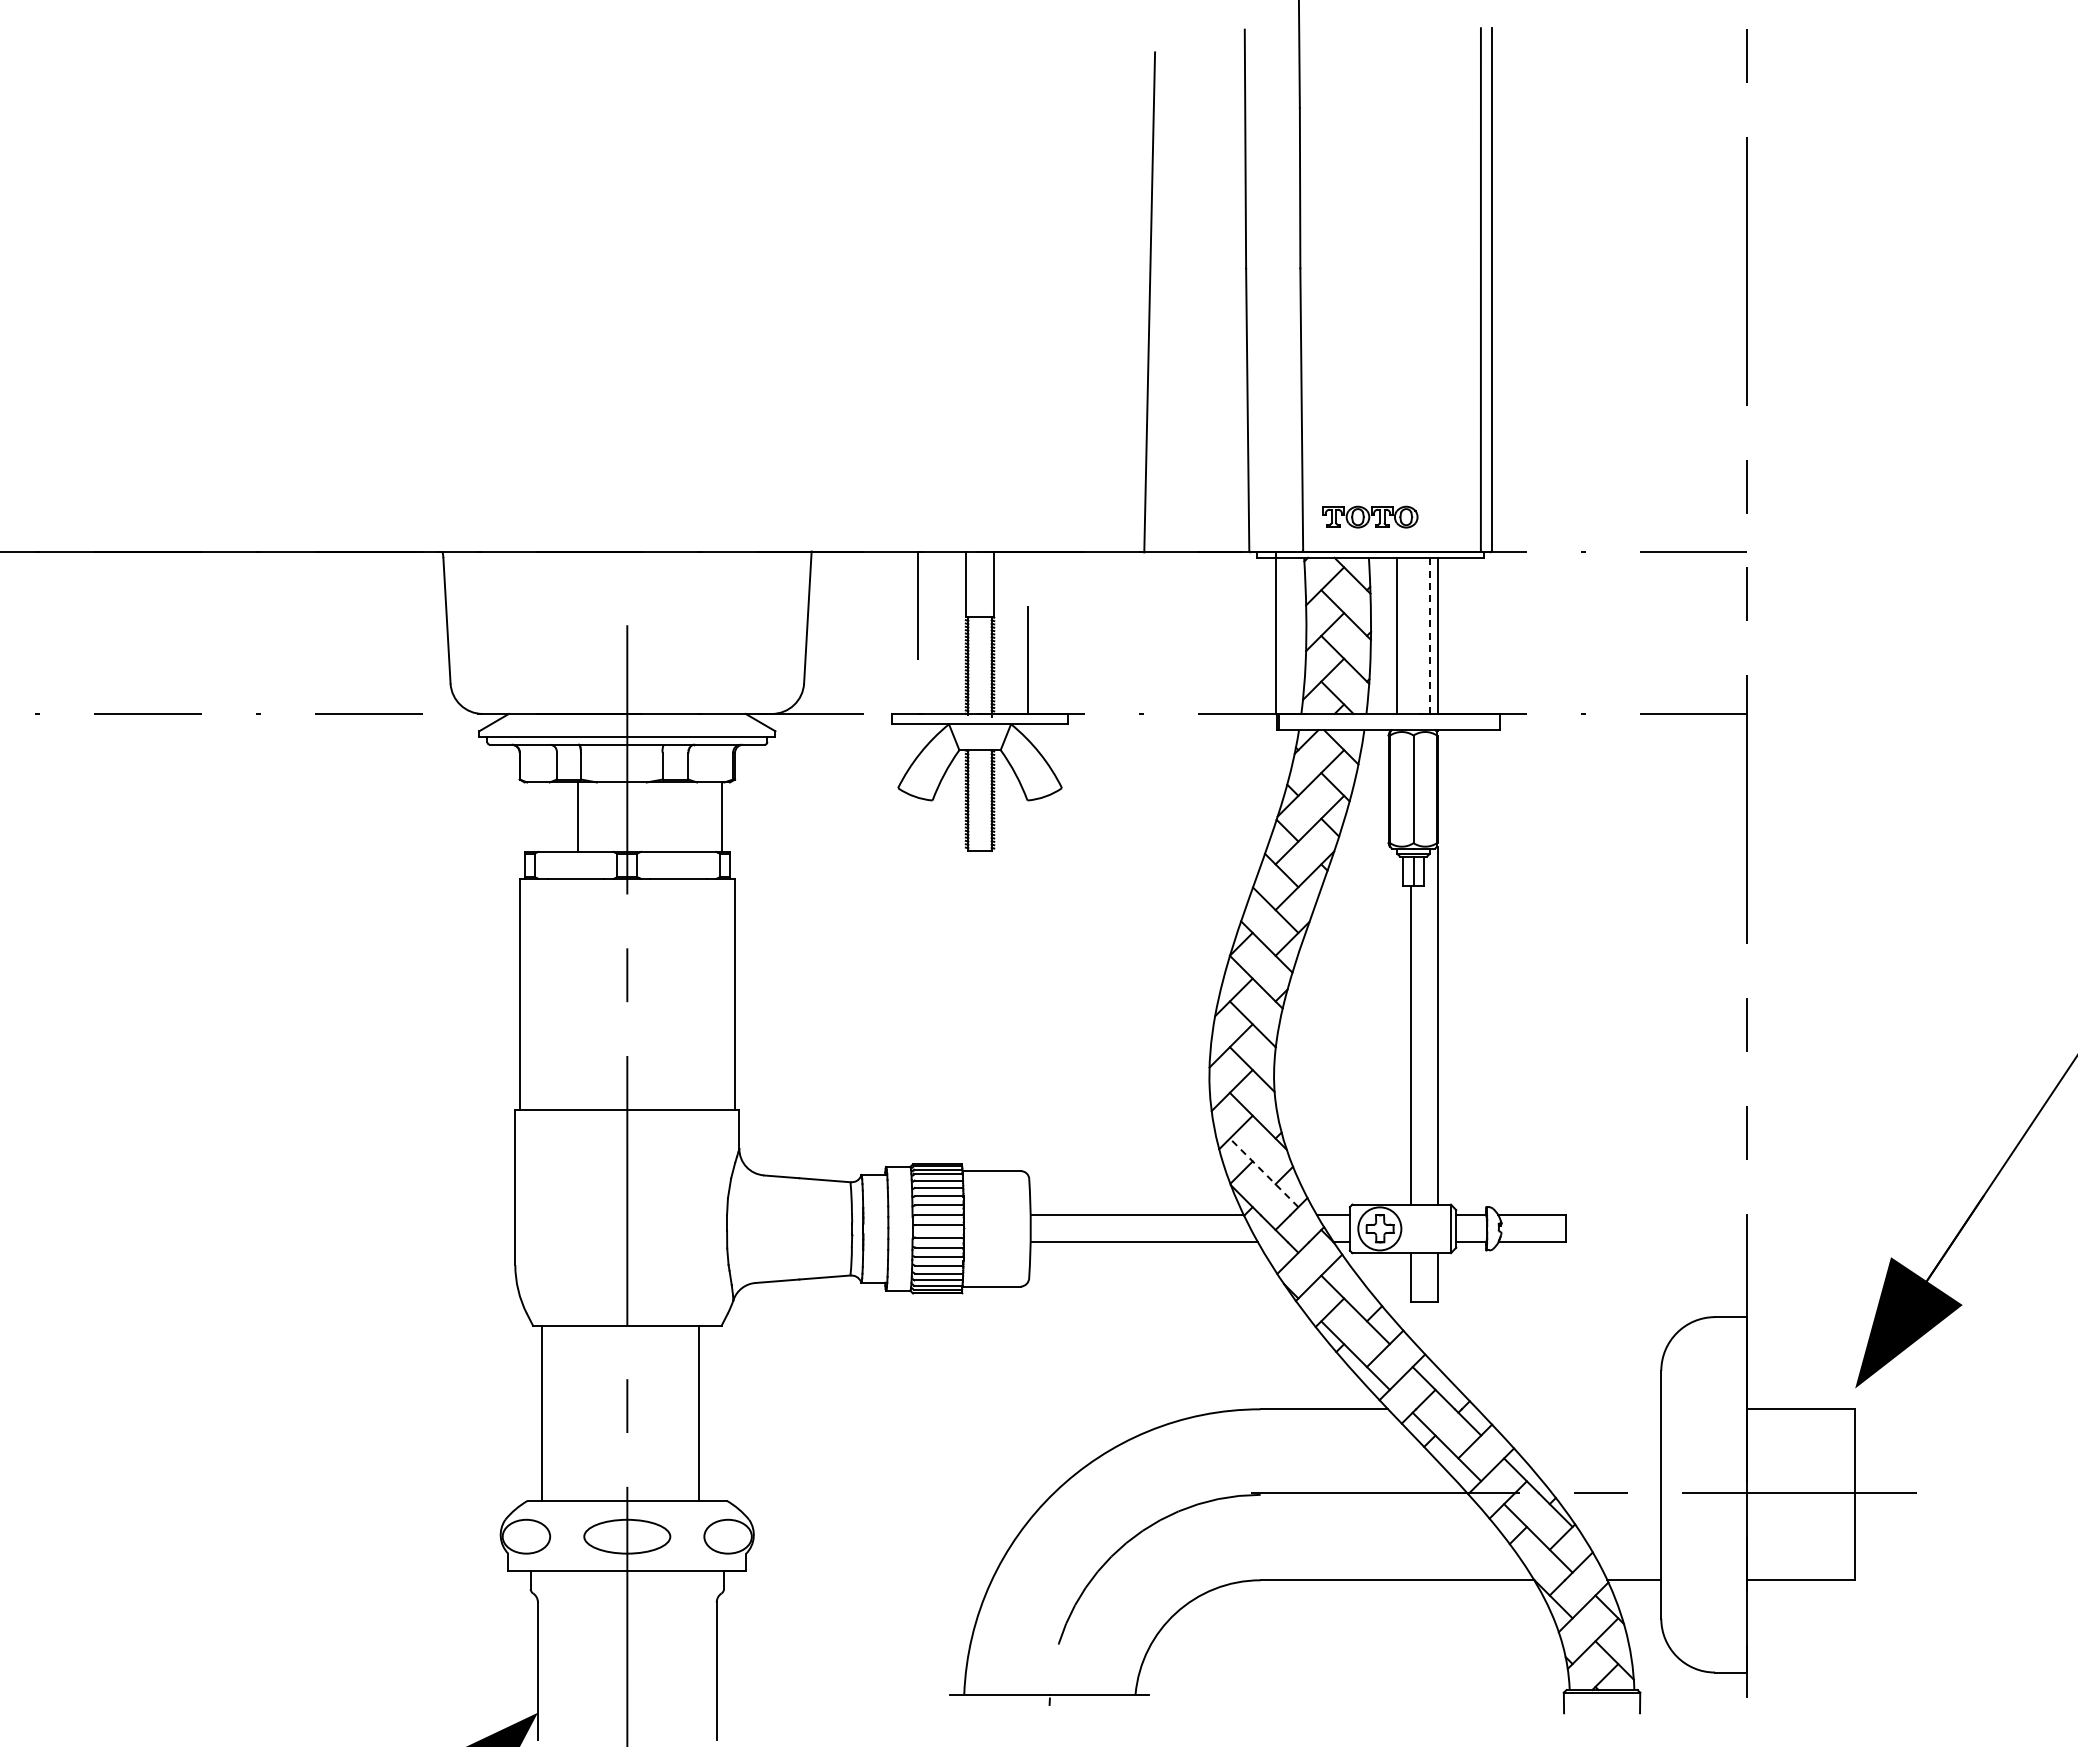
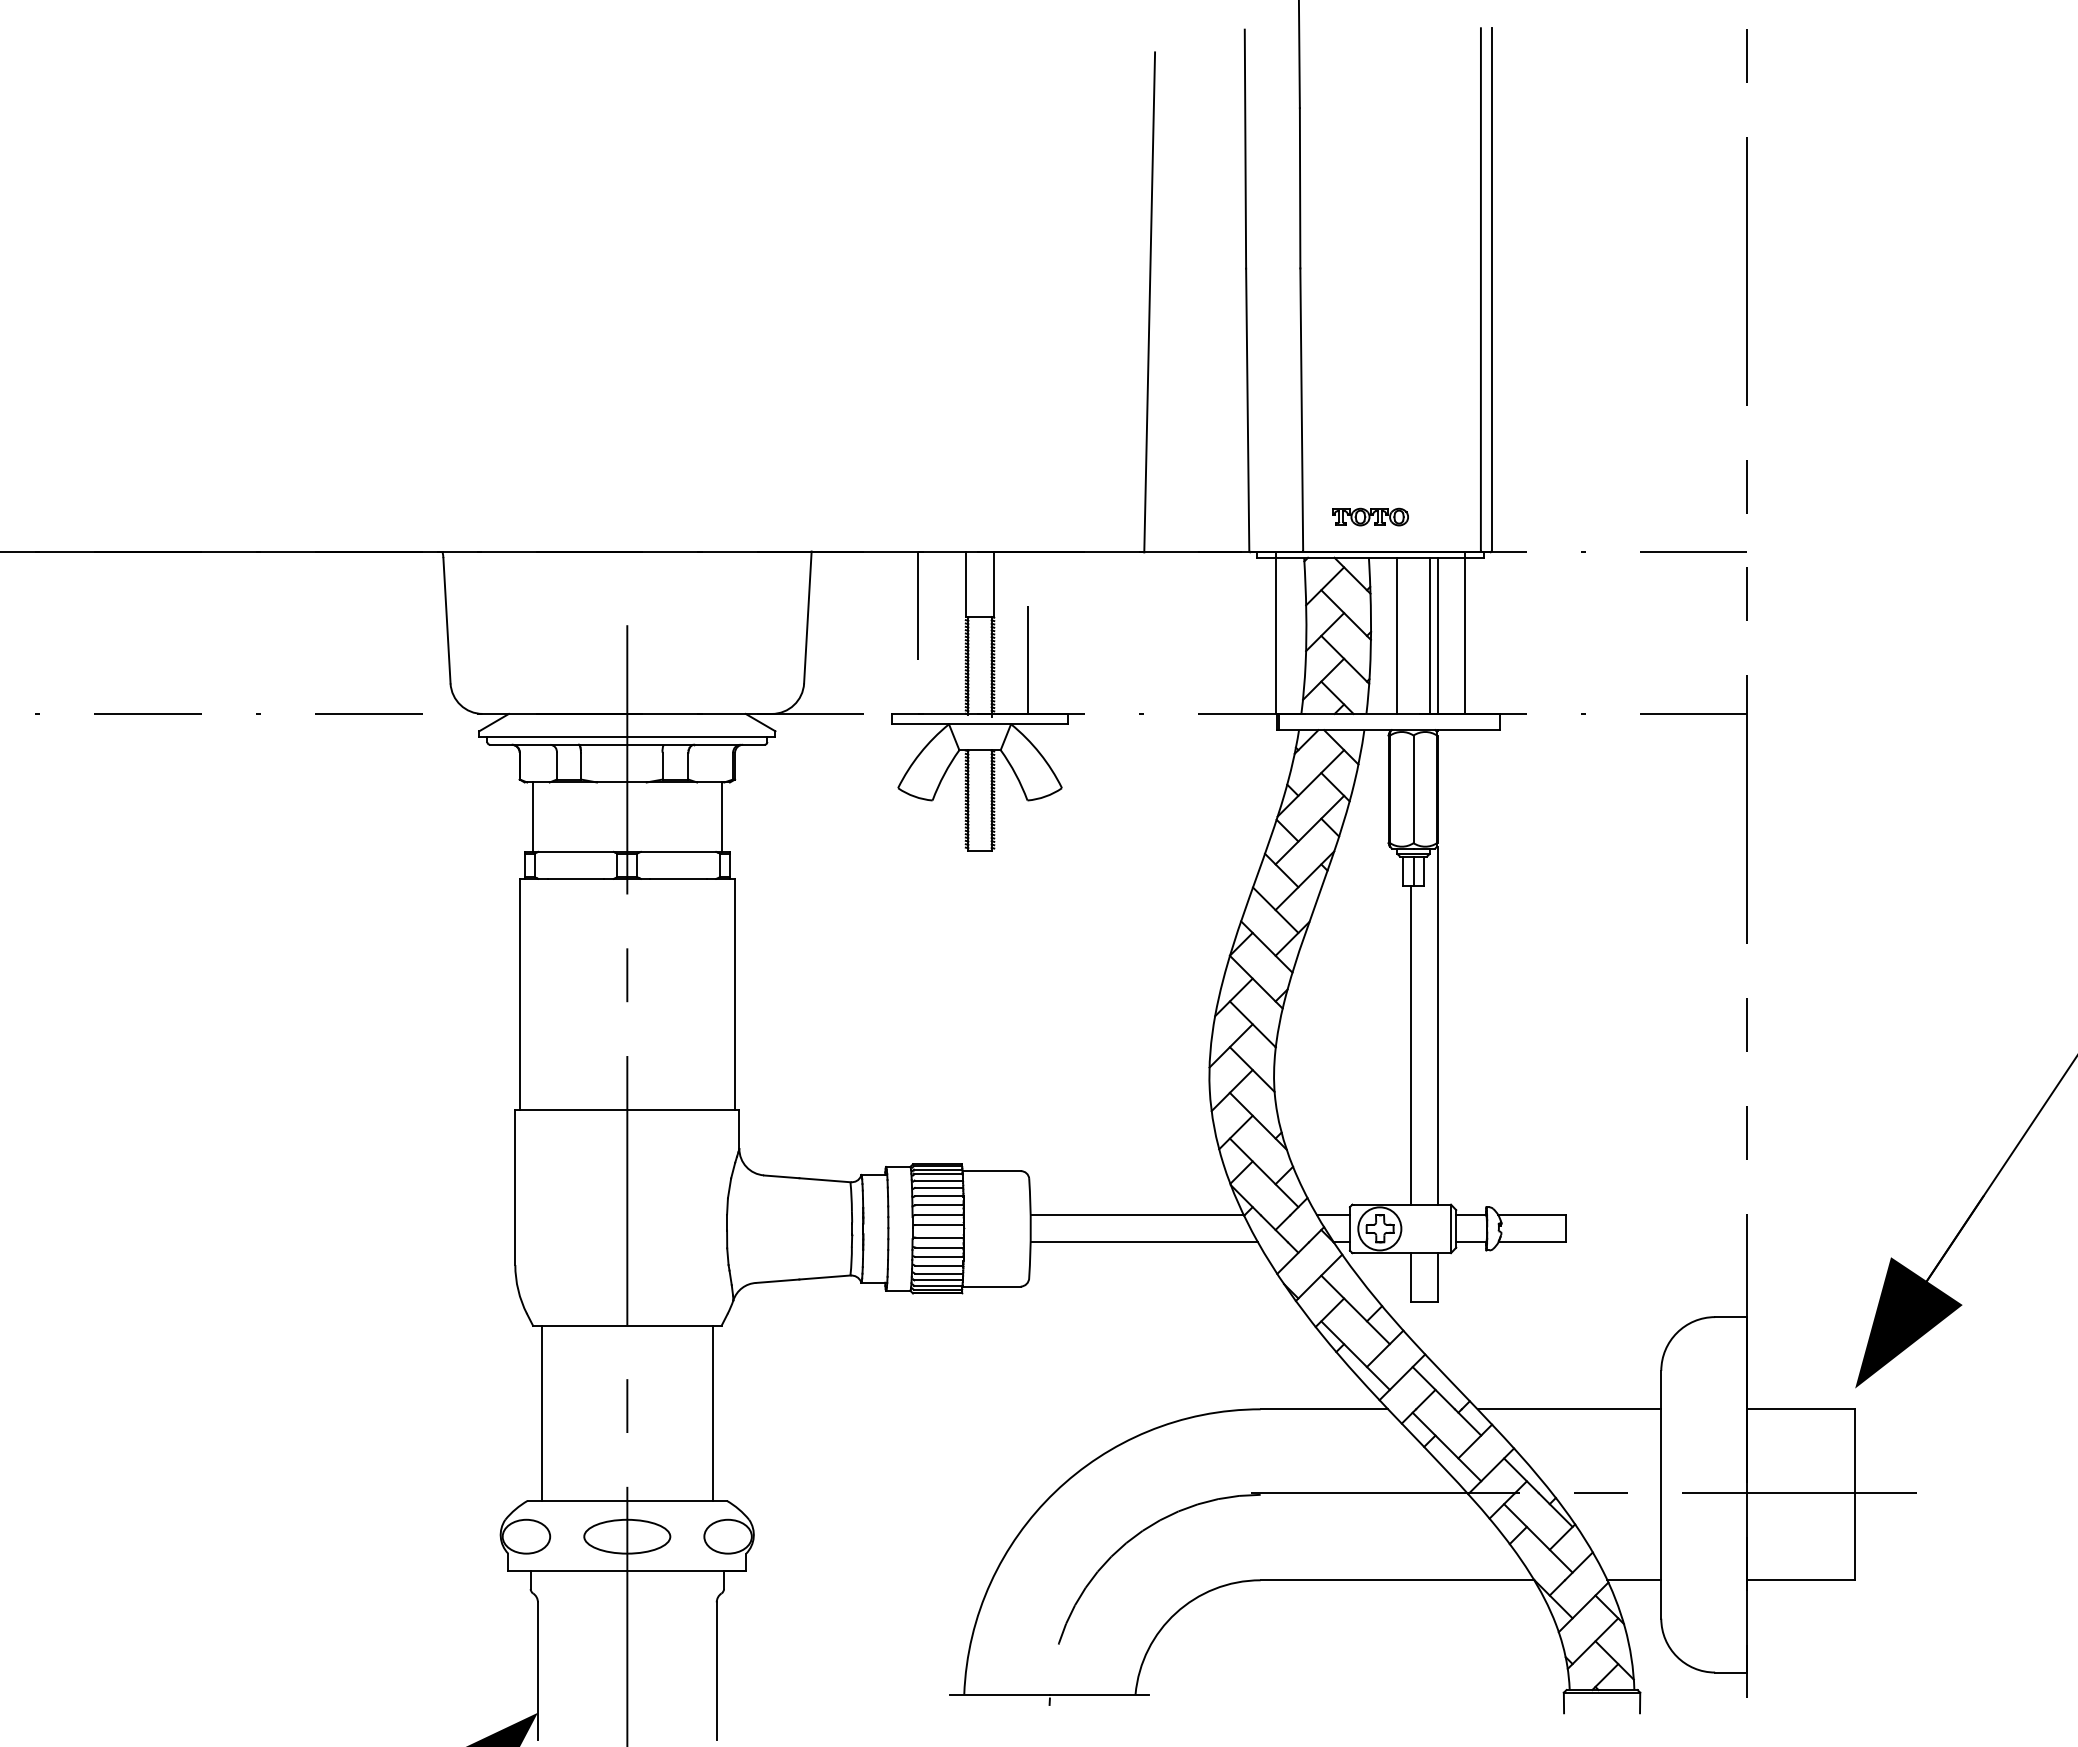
part size: 97x24 px -> 77x20 px (1370, 516)
line: none -> present (1464, 632)
line: dashed -> solid (1429, 635)
line position: (578, 816) -> (533, 816) (533, 816)
line: dashed -> solid (1263, 1172)
line: none -> present (1569, 1409)
line position: (698, 1412) -> (712, 1412) (712, 1412)
